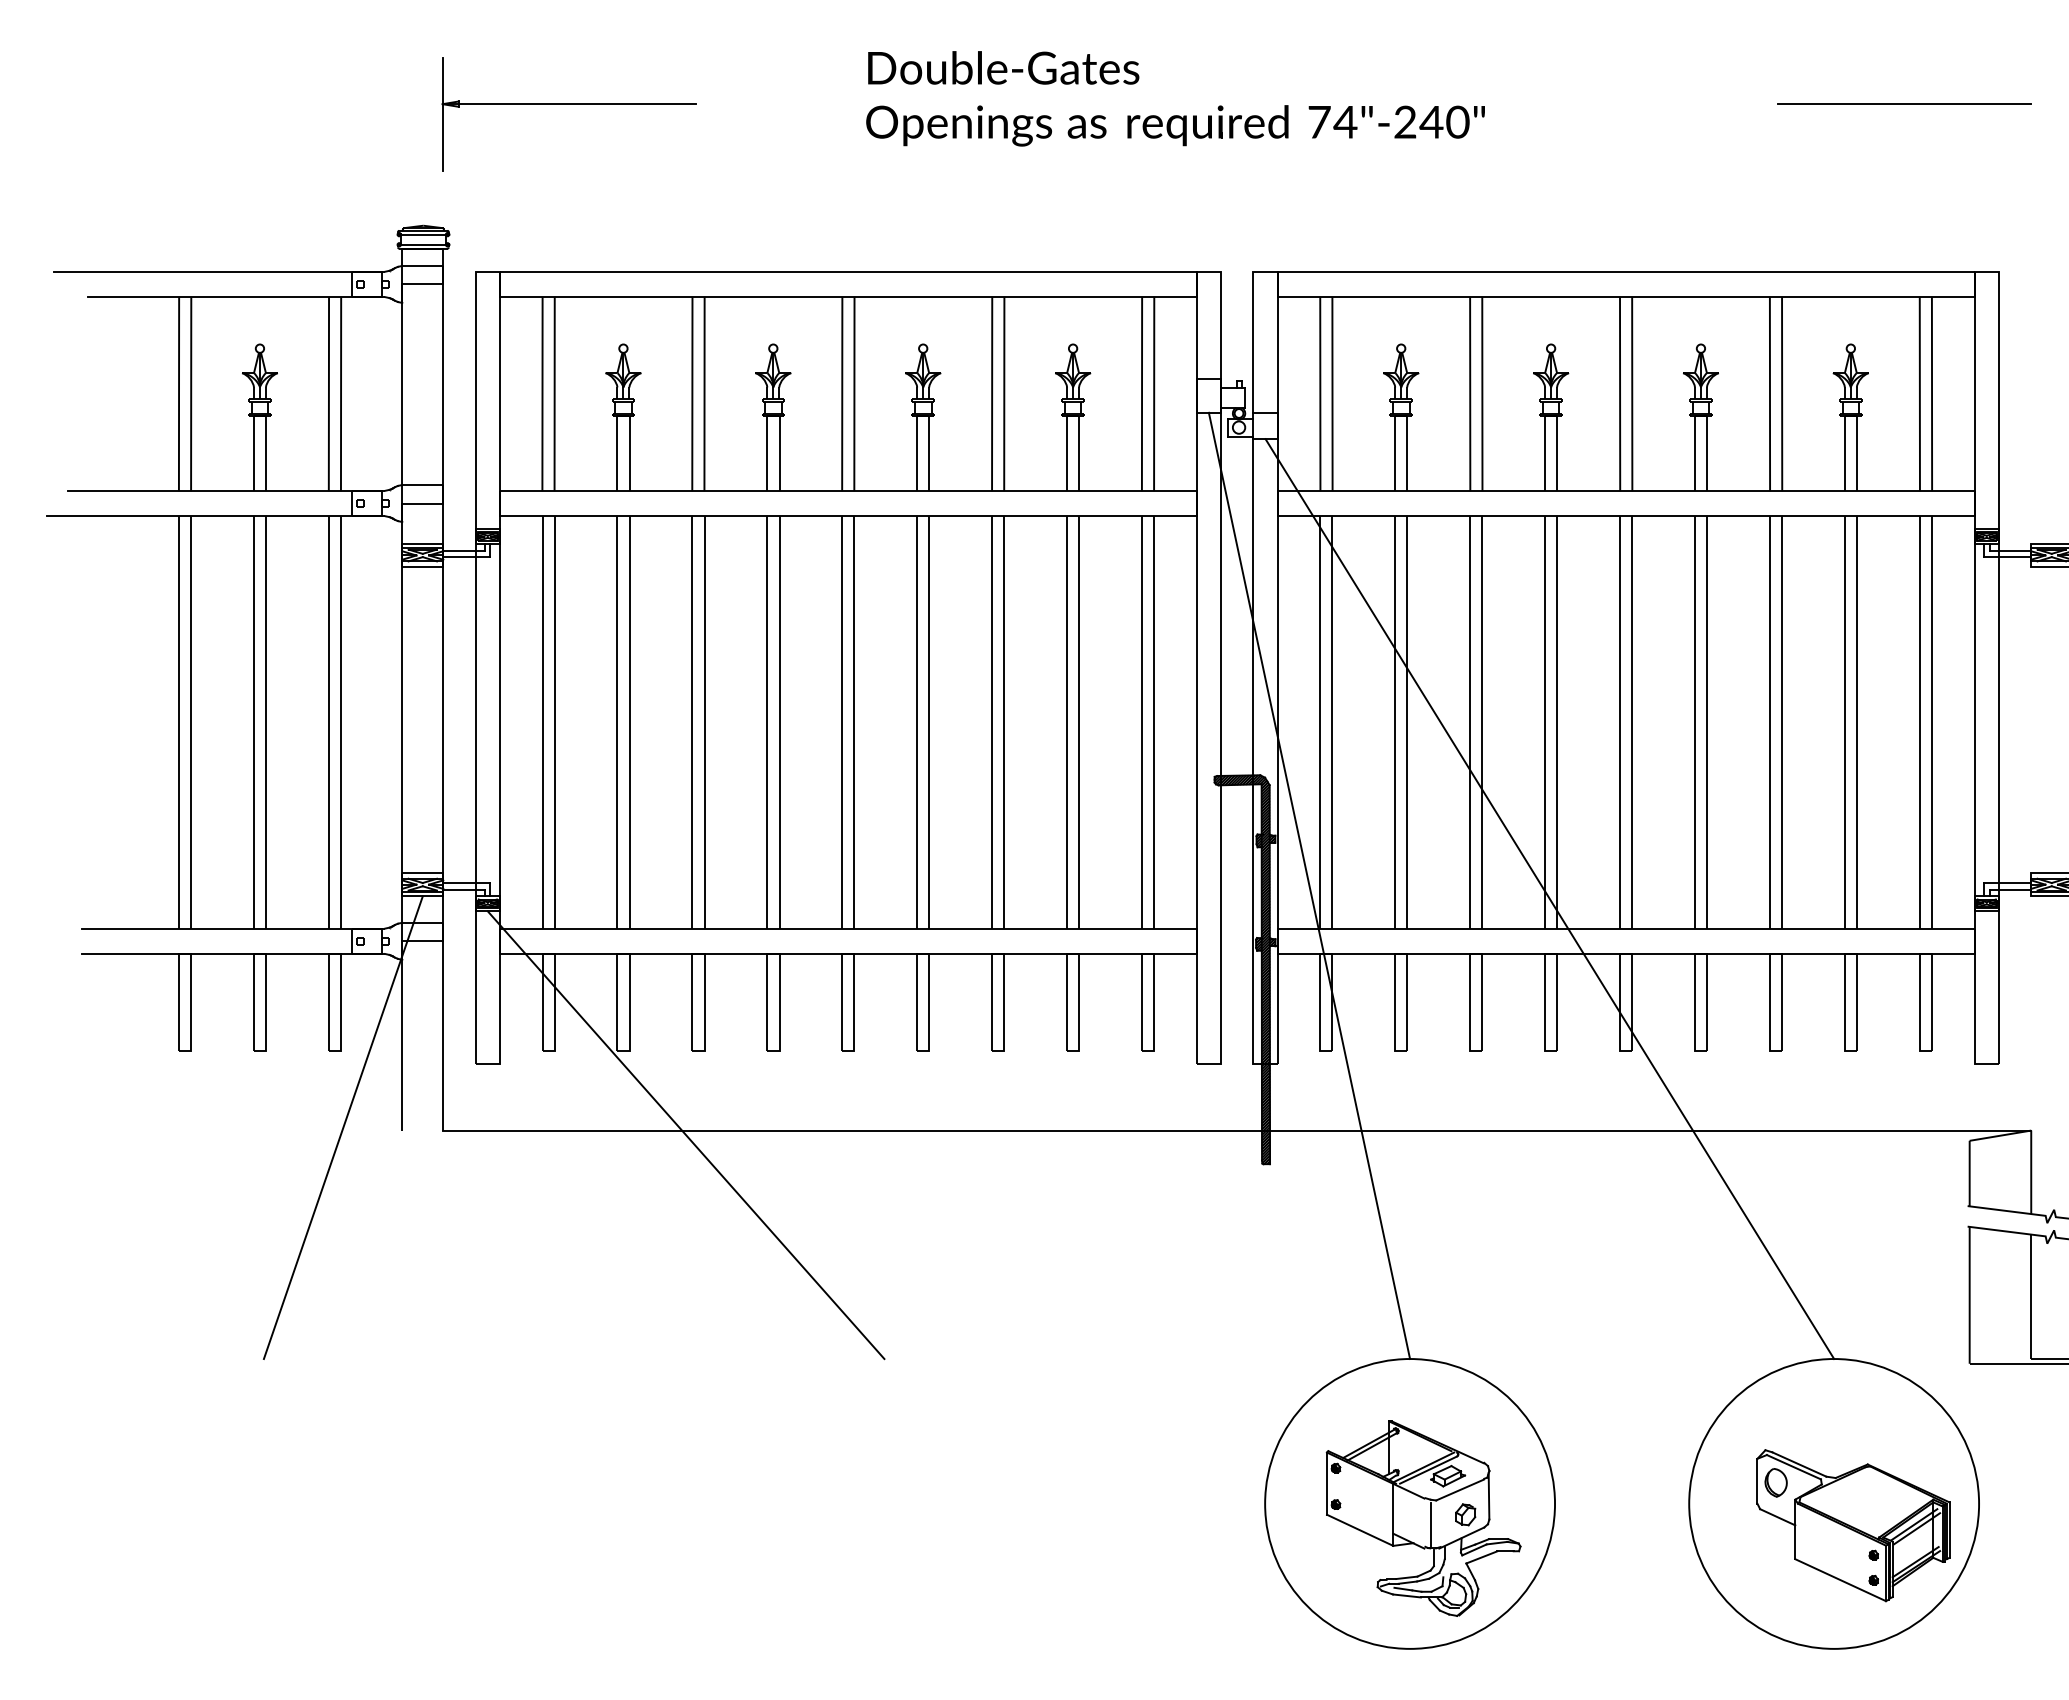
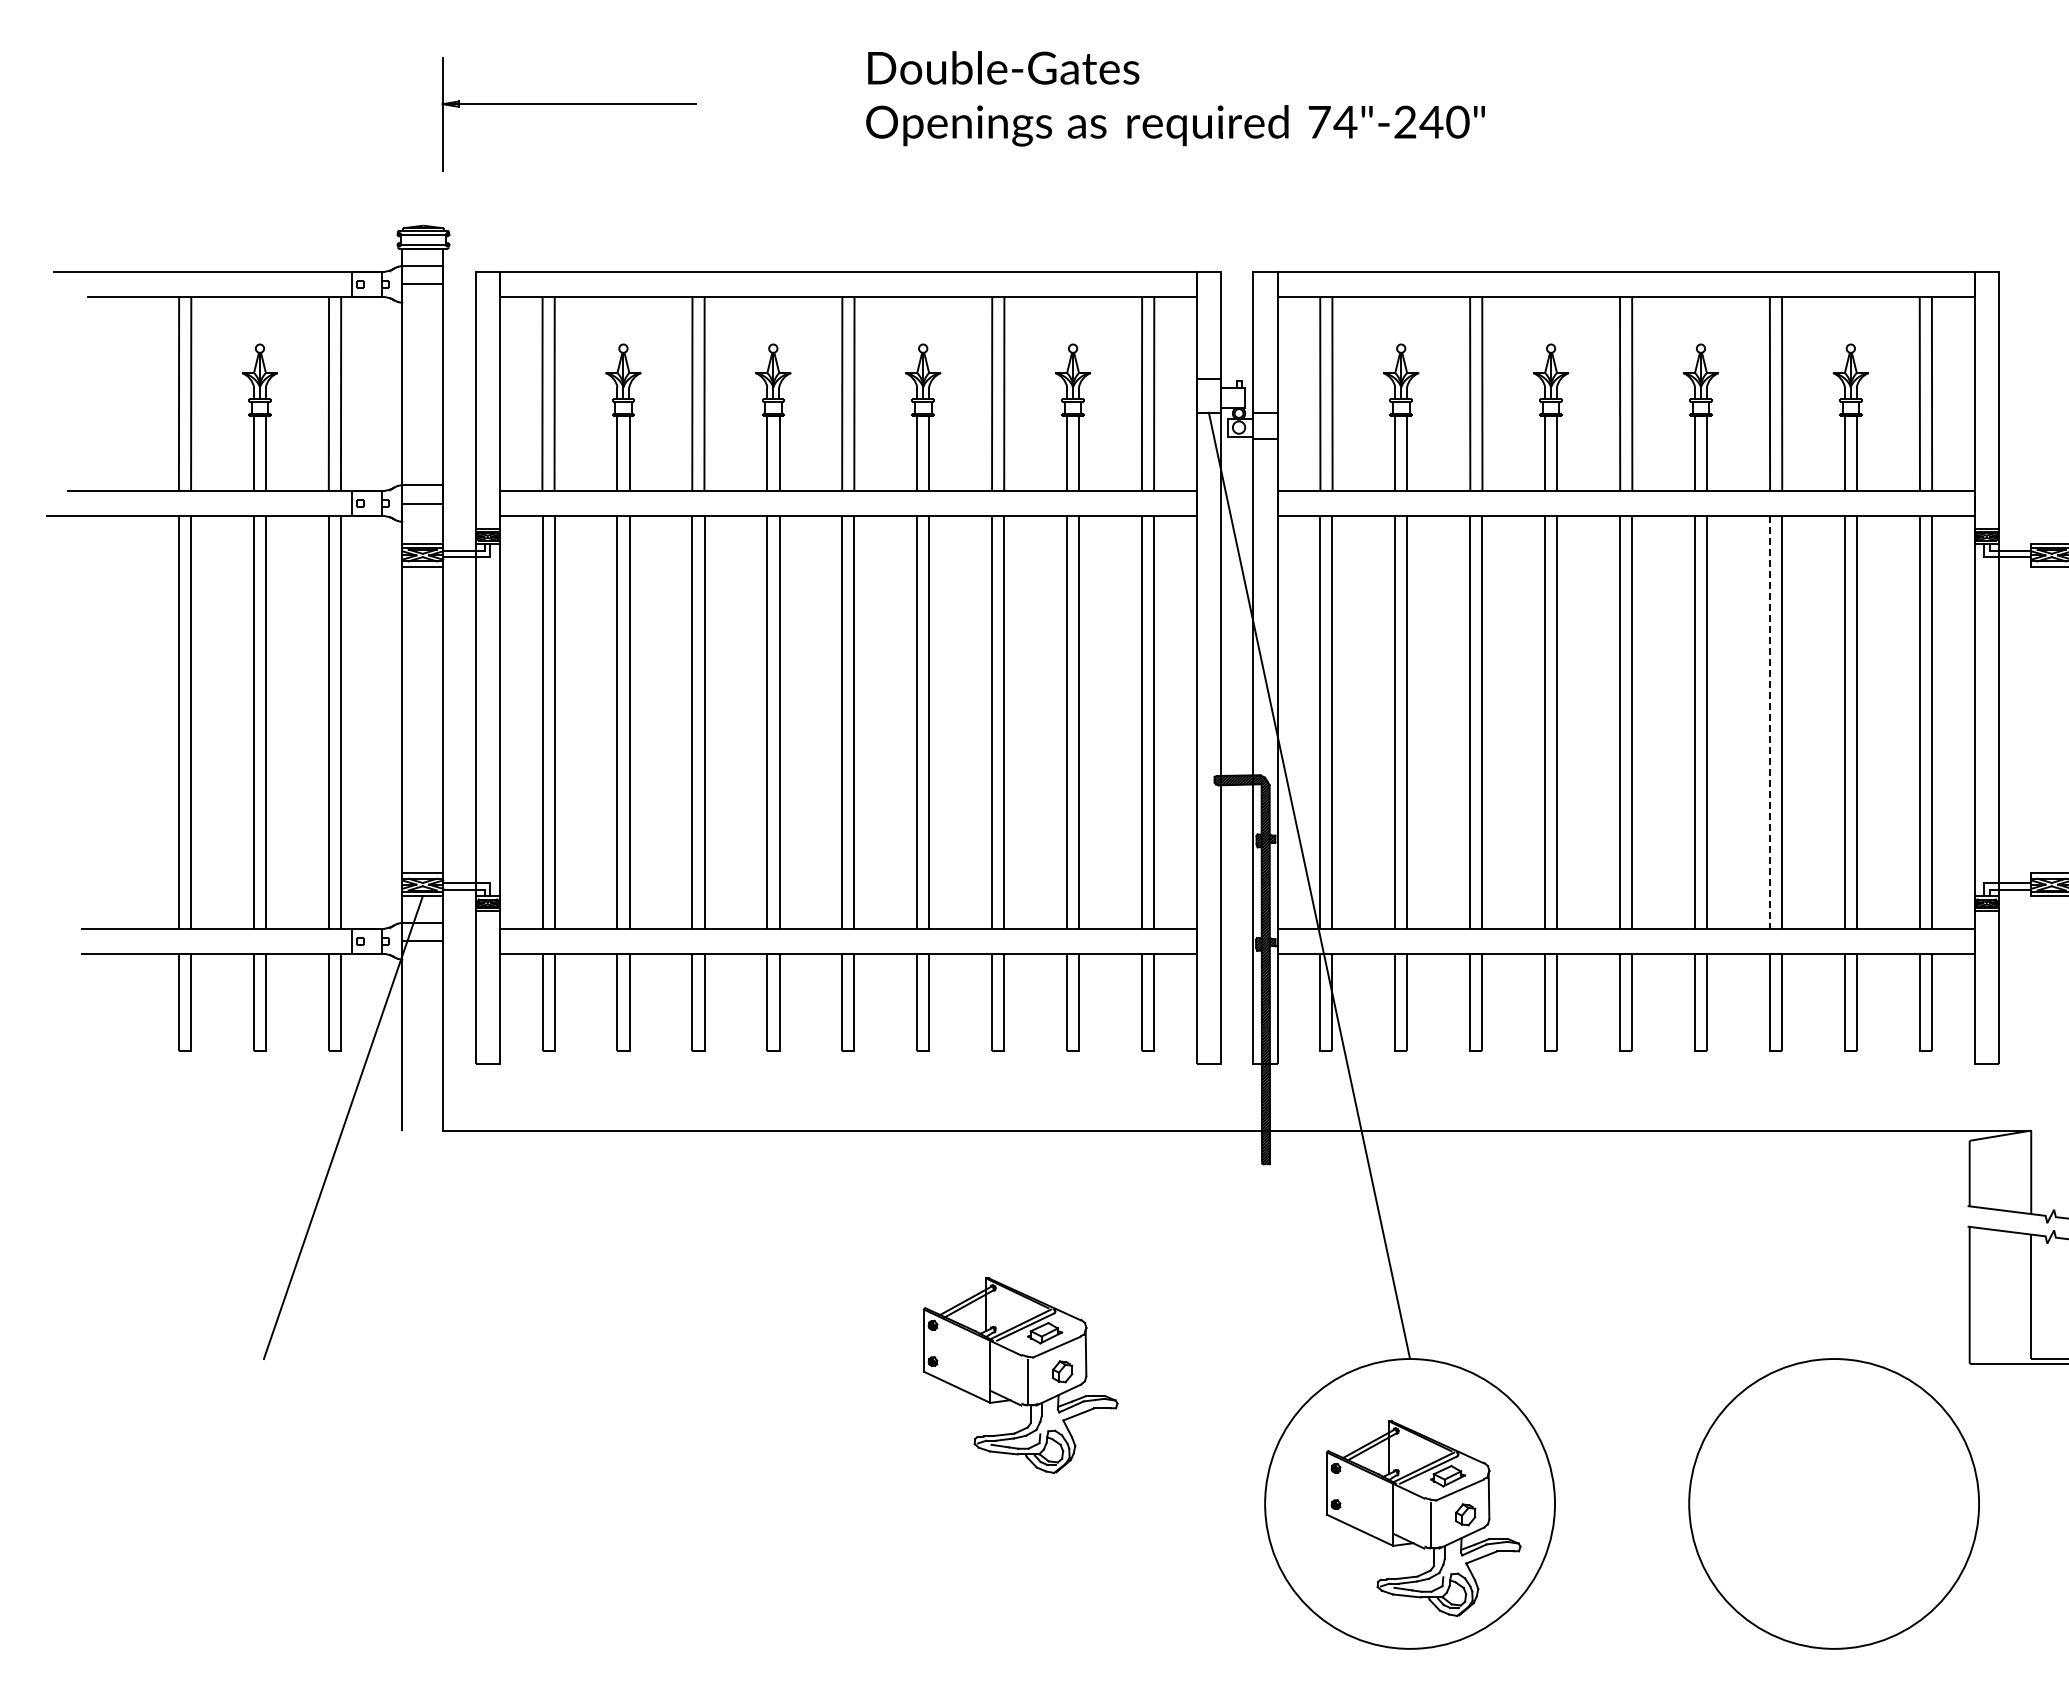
line: present -> none (1904, 104)
line: solid -> dashed (1769, 722)
line: present -> none (1549, 899)
line: present -> none (685, 1135)
part: none -> present (1020, 1375)
part: present -> none (1853, 1525)
